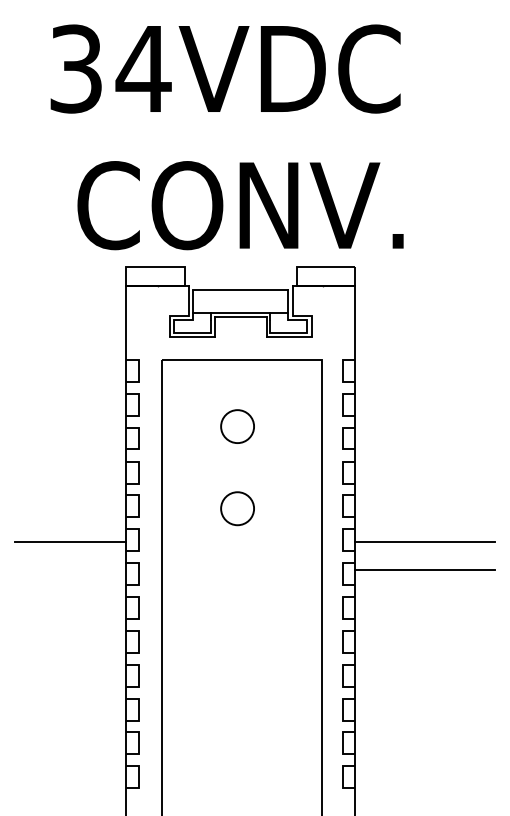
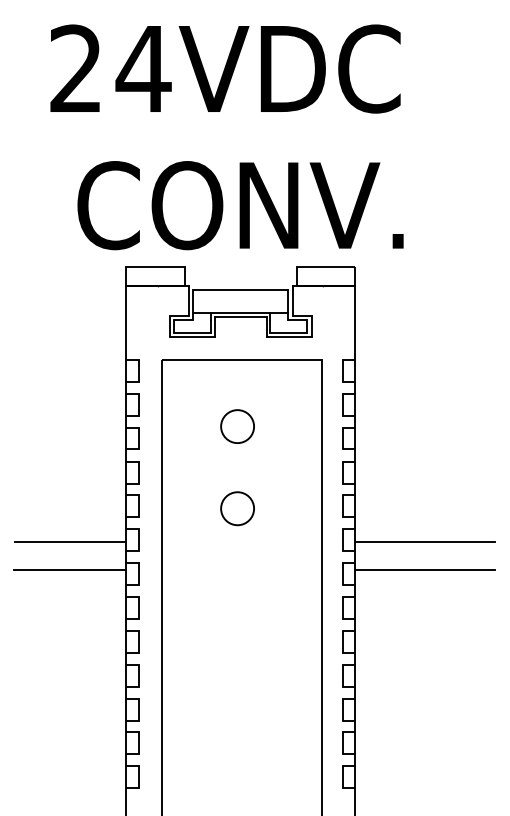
text: 34VDC -> 24VDC (75, 68)
line: none -> present (70, 569)
